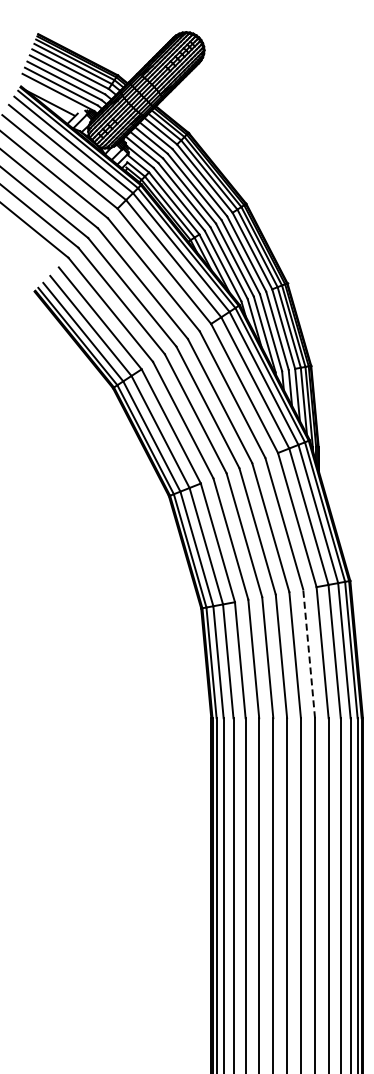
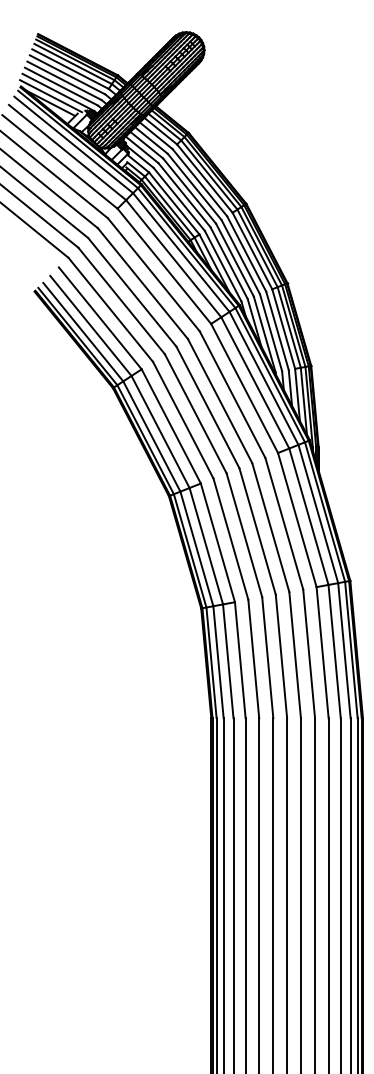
line: none -> present (51, 96)
line: dashed -> solid (309, 653)
